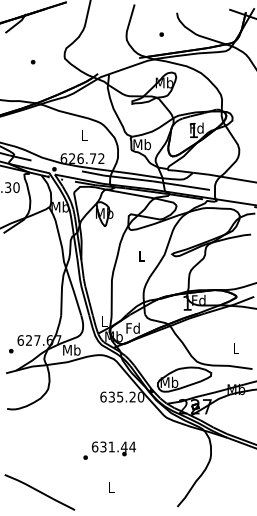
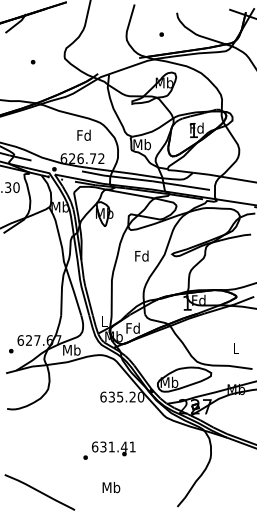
text: L -> Fd (83, 134)
text: L -> Fd (141, 255)
text: 631.44 -> 631.41 (132, 446)
text: L -> Mb (111, 487)
